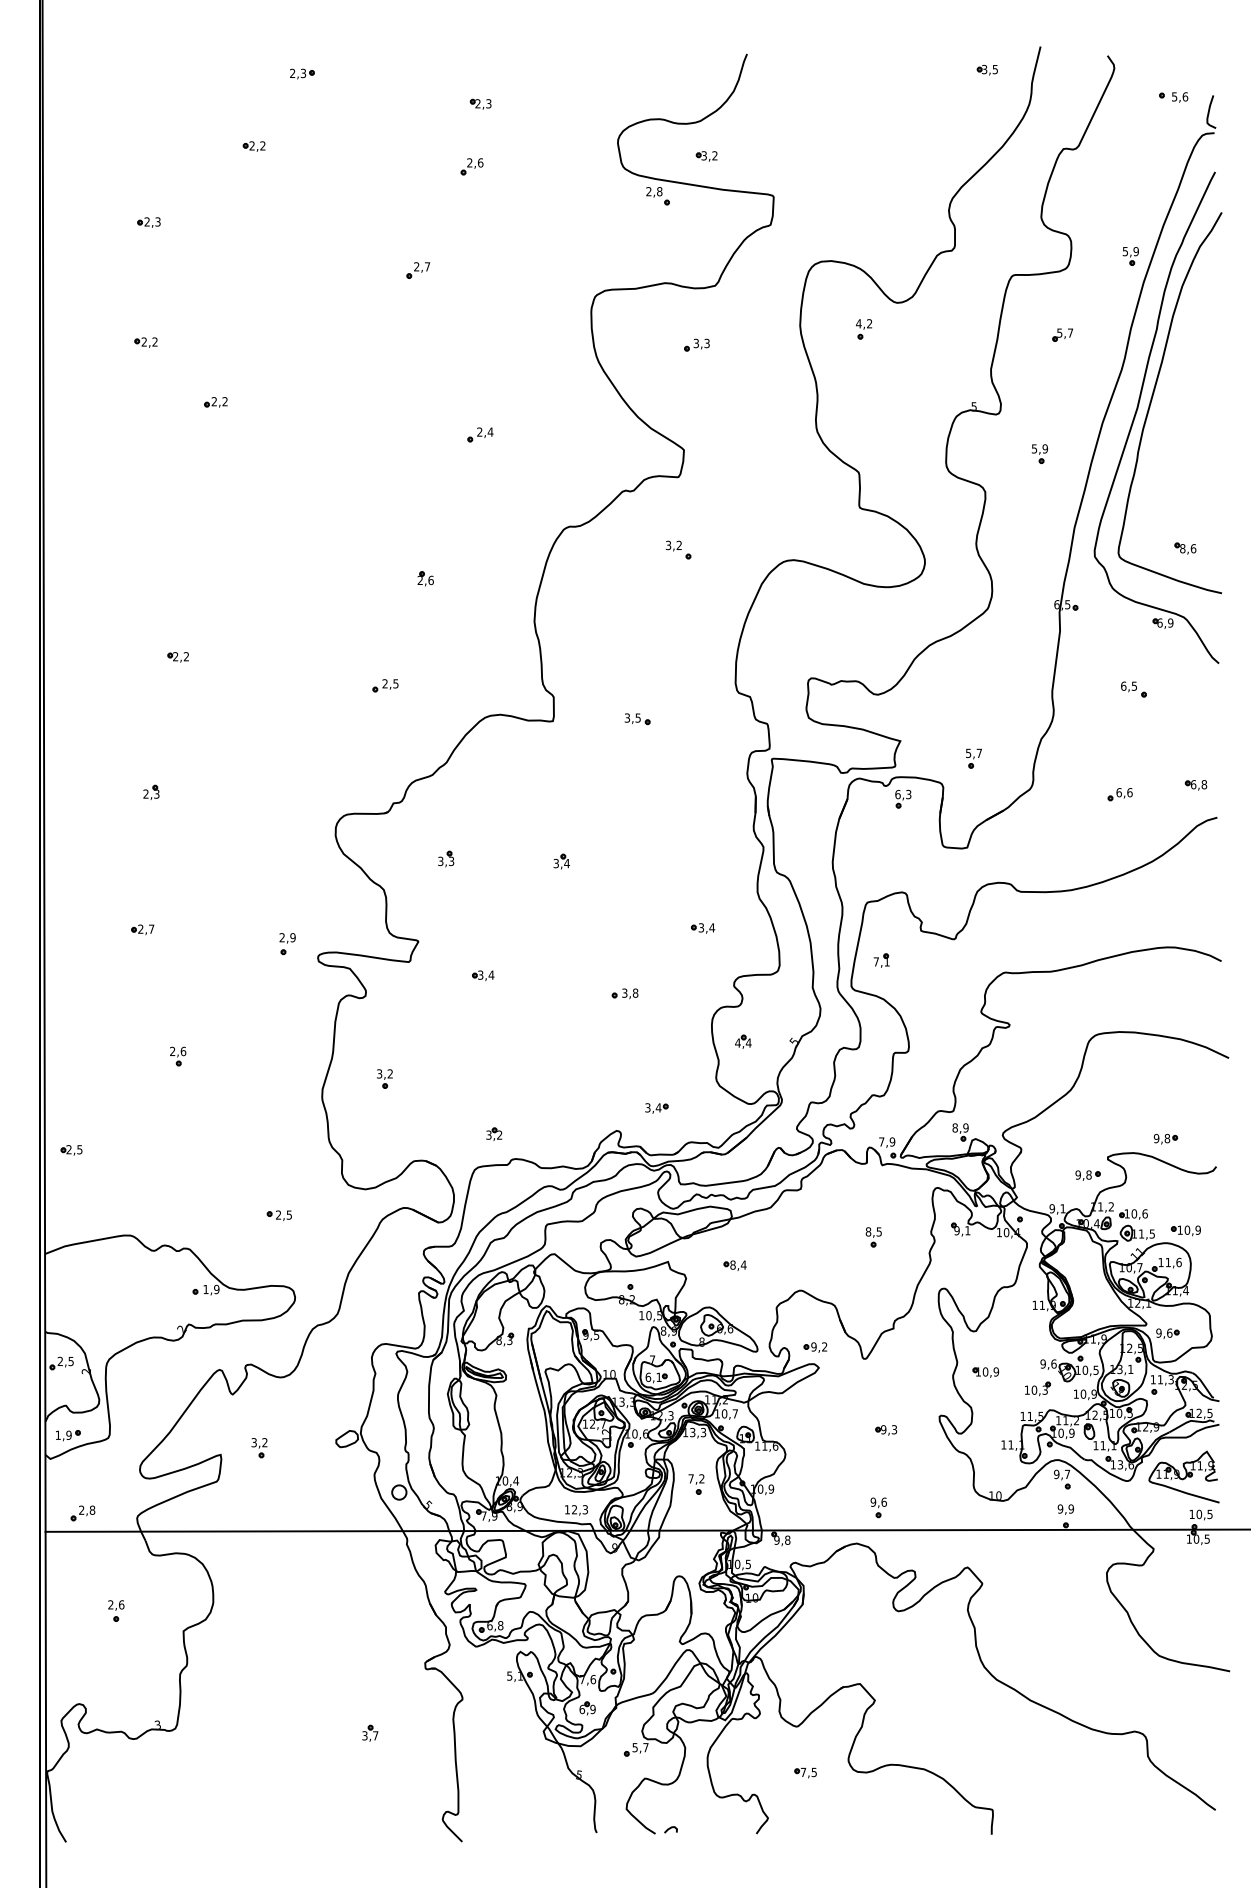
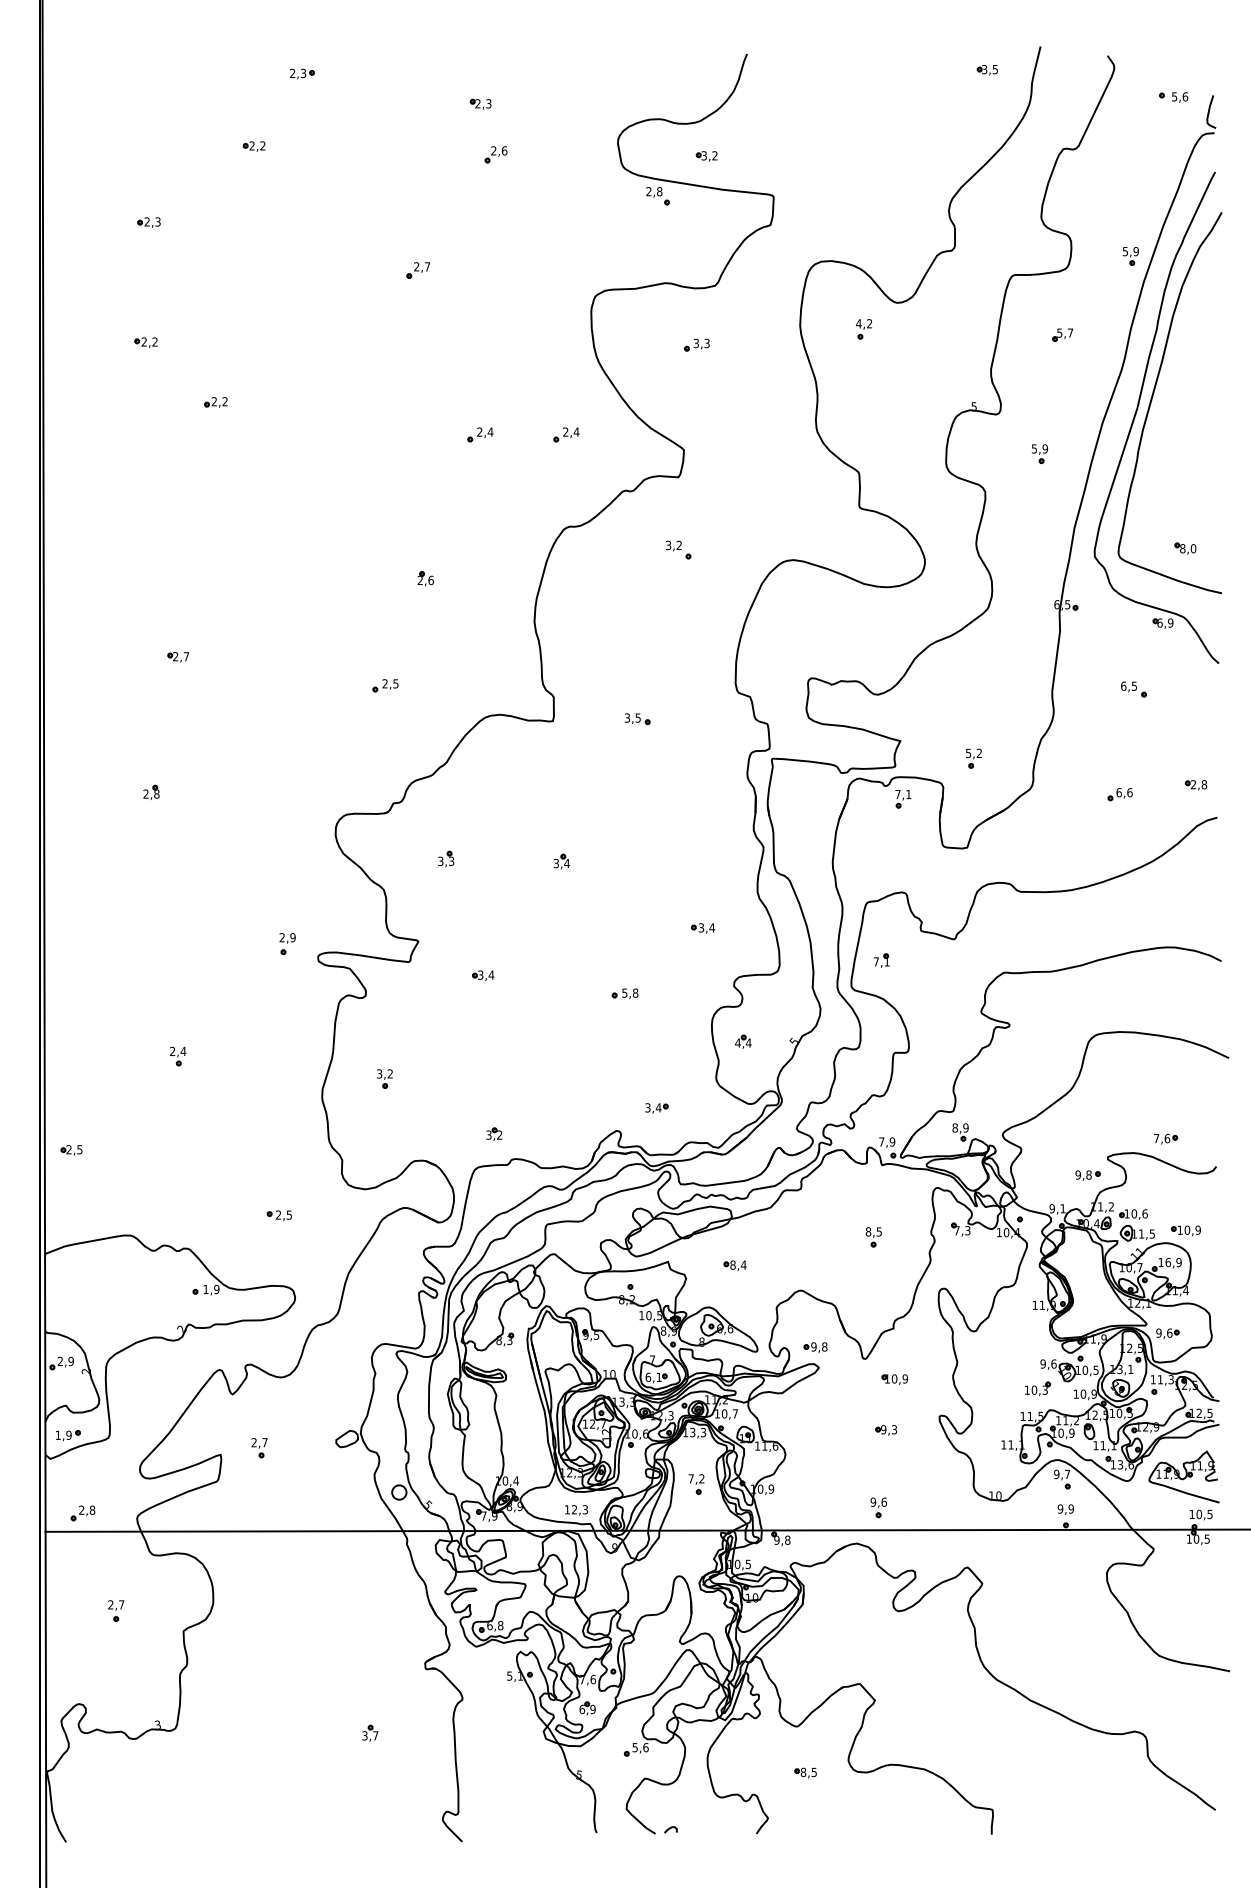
part position: (471, 166) -> (495, 154) (495, 154)
part: none -> present (566, 434)
text: 8,6 -> 8,0 (1193, 548)
text: 2,2 -> 2,7 (186, 656)
text: 5,7 -> 5,2 (978, 752)
text: 6,8 -> 2,8 (1193, 784)
text: 2,3 -> 2,8 (156, 794)
text: 6,3 -> 7,1 (903, 794)
part: present -> none (142, 929)
text: 3,8 -> 5,8 (624, 992)
text: 2,6 -> 2,4 (183, 1051)
text: 9,8 -> 7,6 (1161, 1138)
text: 9,1 -> 7,3 (962, 1230)
text: 11,6 -> 16,9 (1173, 1262)
text: 9,2 -> 9,8 (824, 1346)
text: 2,5 -> 2,9 (70, 1360)
part position: (985, 1372) -> (894, 1379) (894, 1379)
text: 3,2 -> 2,7 (259, 1442)
text: 2,6 -> 2,7 (121, 1604)
text: 5,7 -> 5,6 (645, 1747)
text: 7,5 -> 8,5 (803, 1772)
